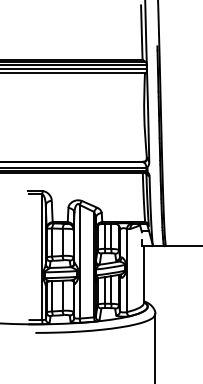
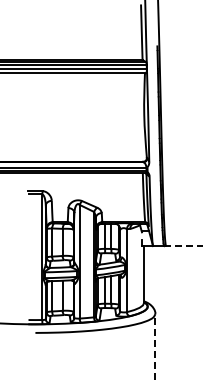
line: solid -> dashed (183, 246)
line: solid -> dashed (155, 349)
